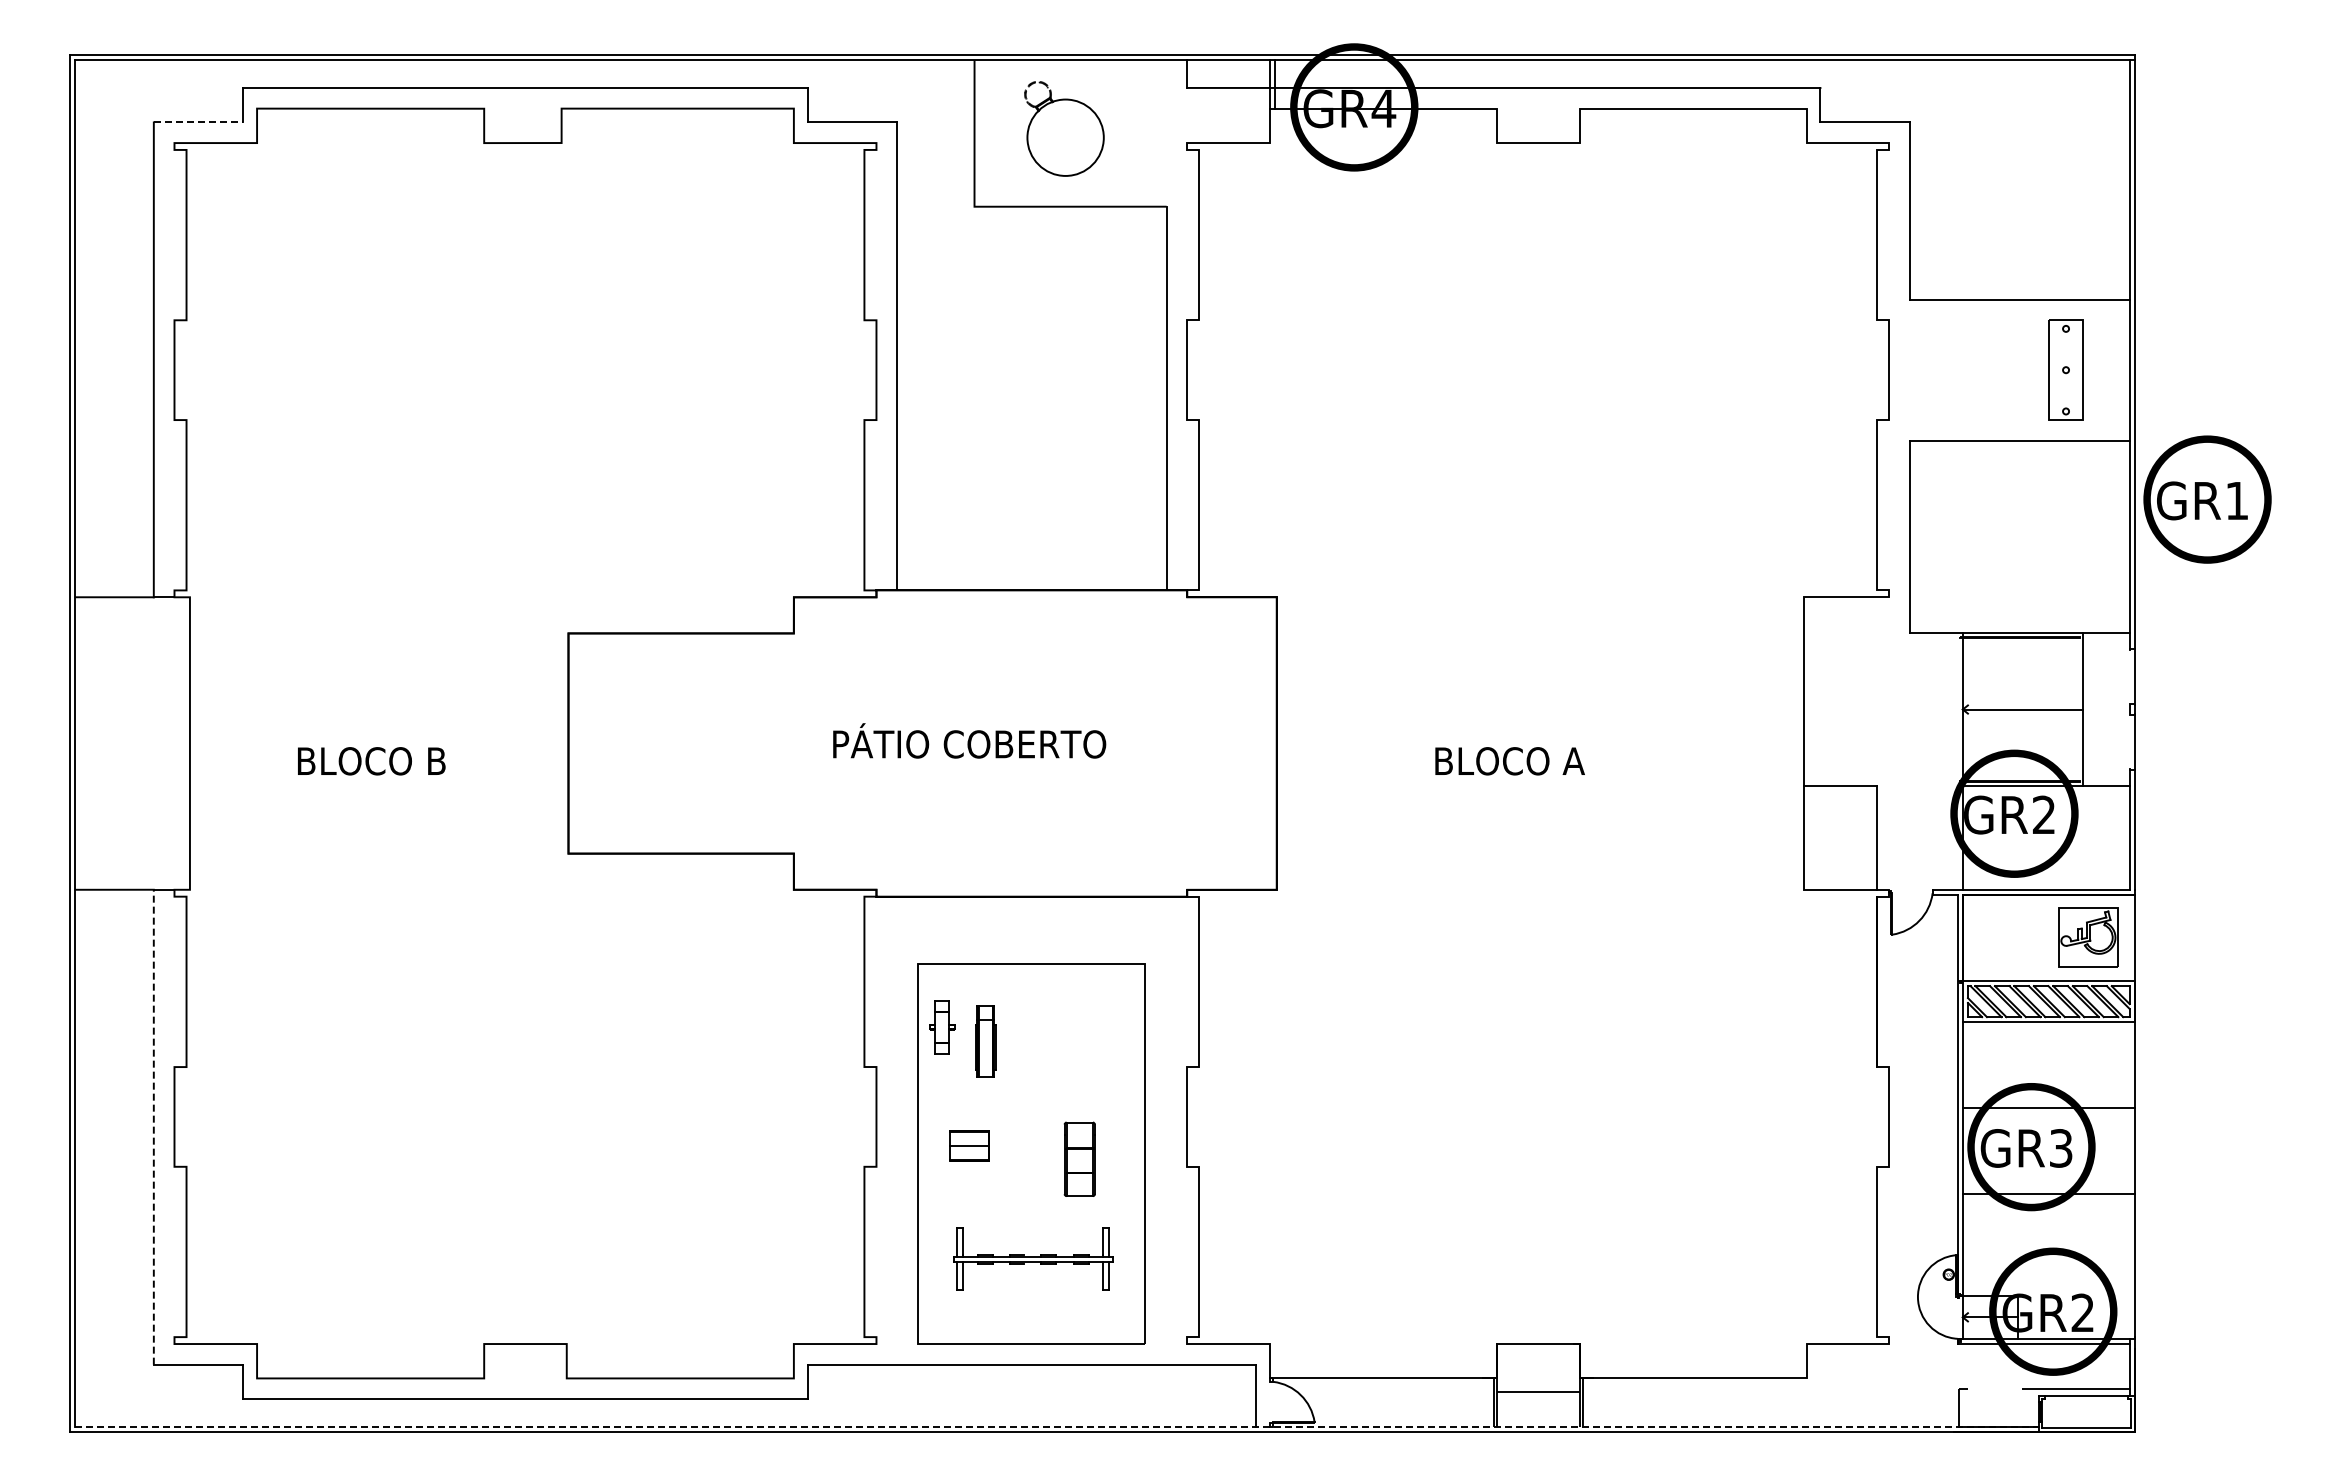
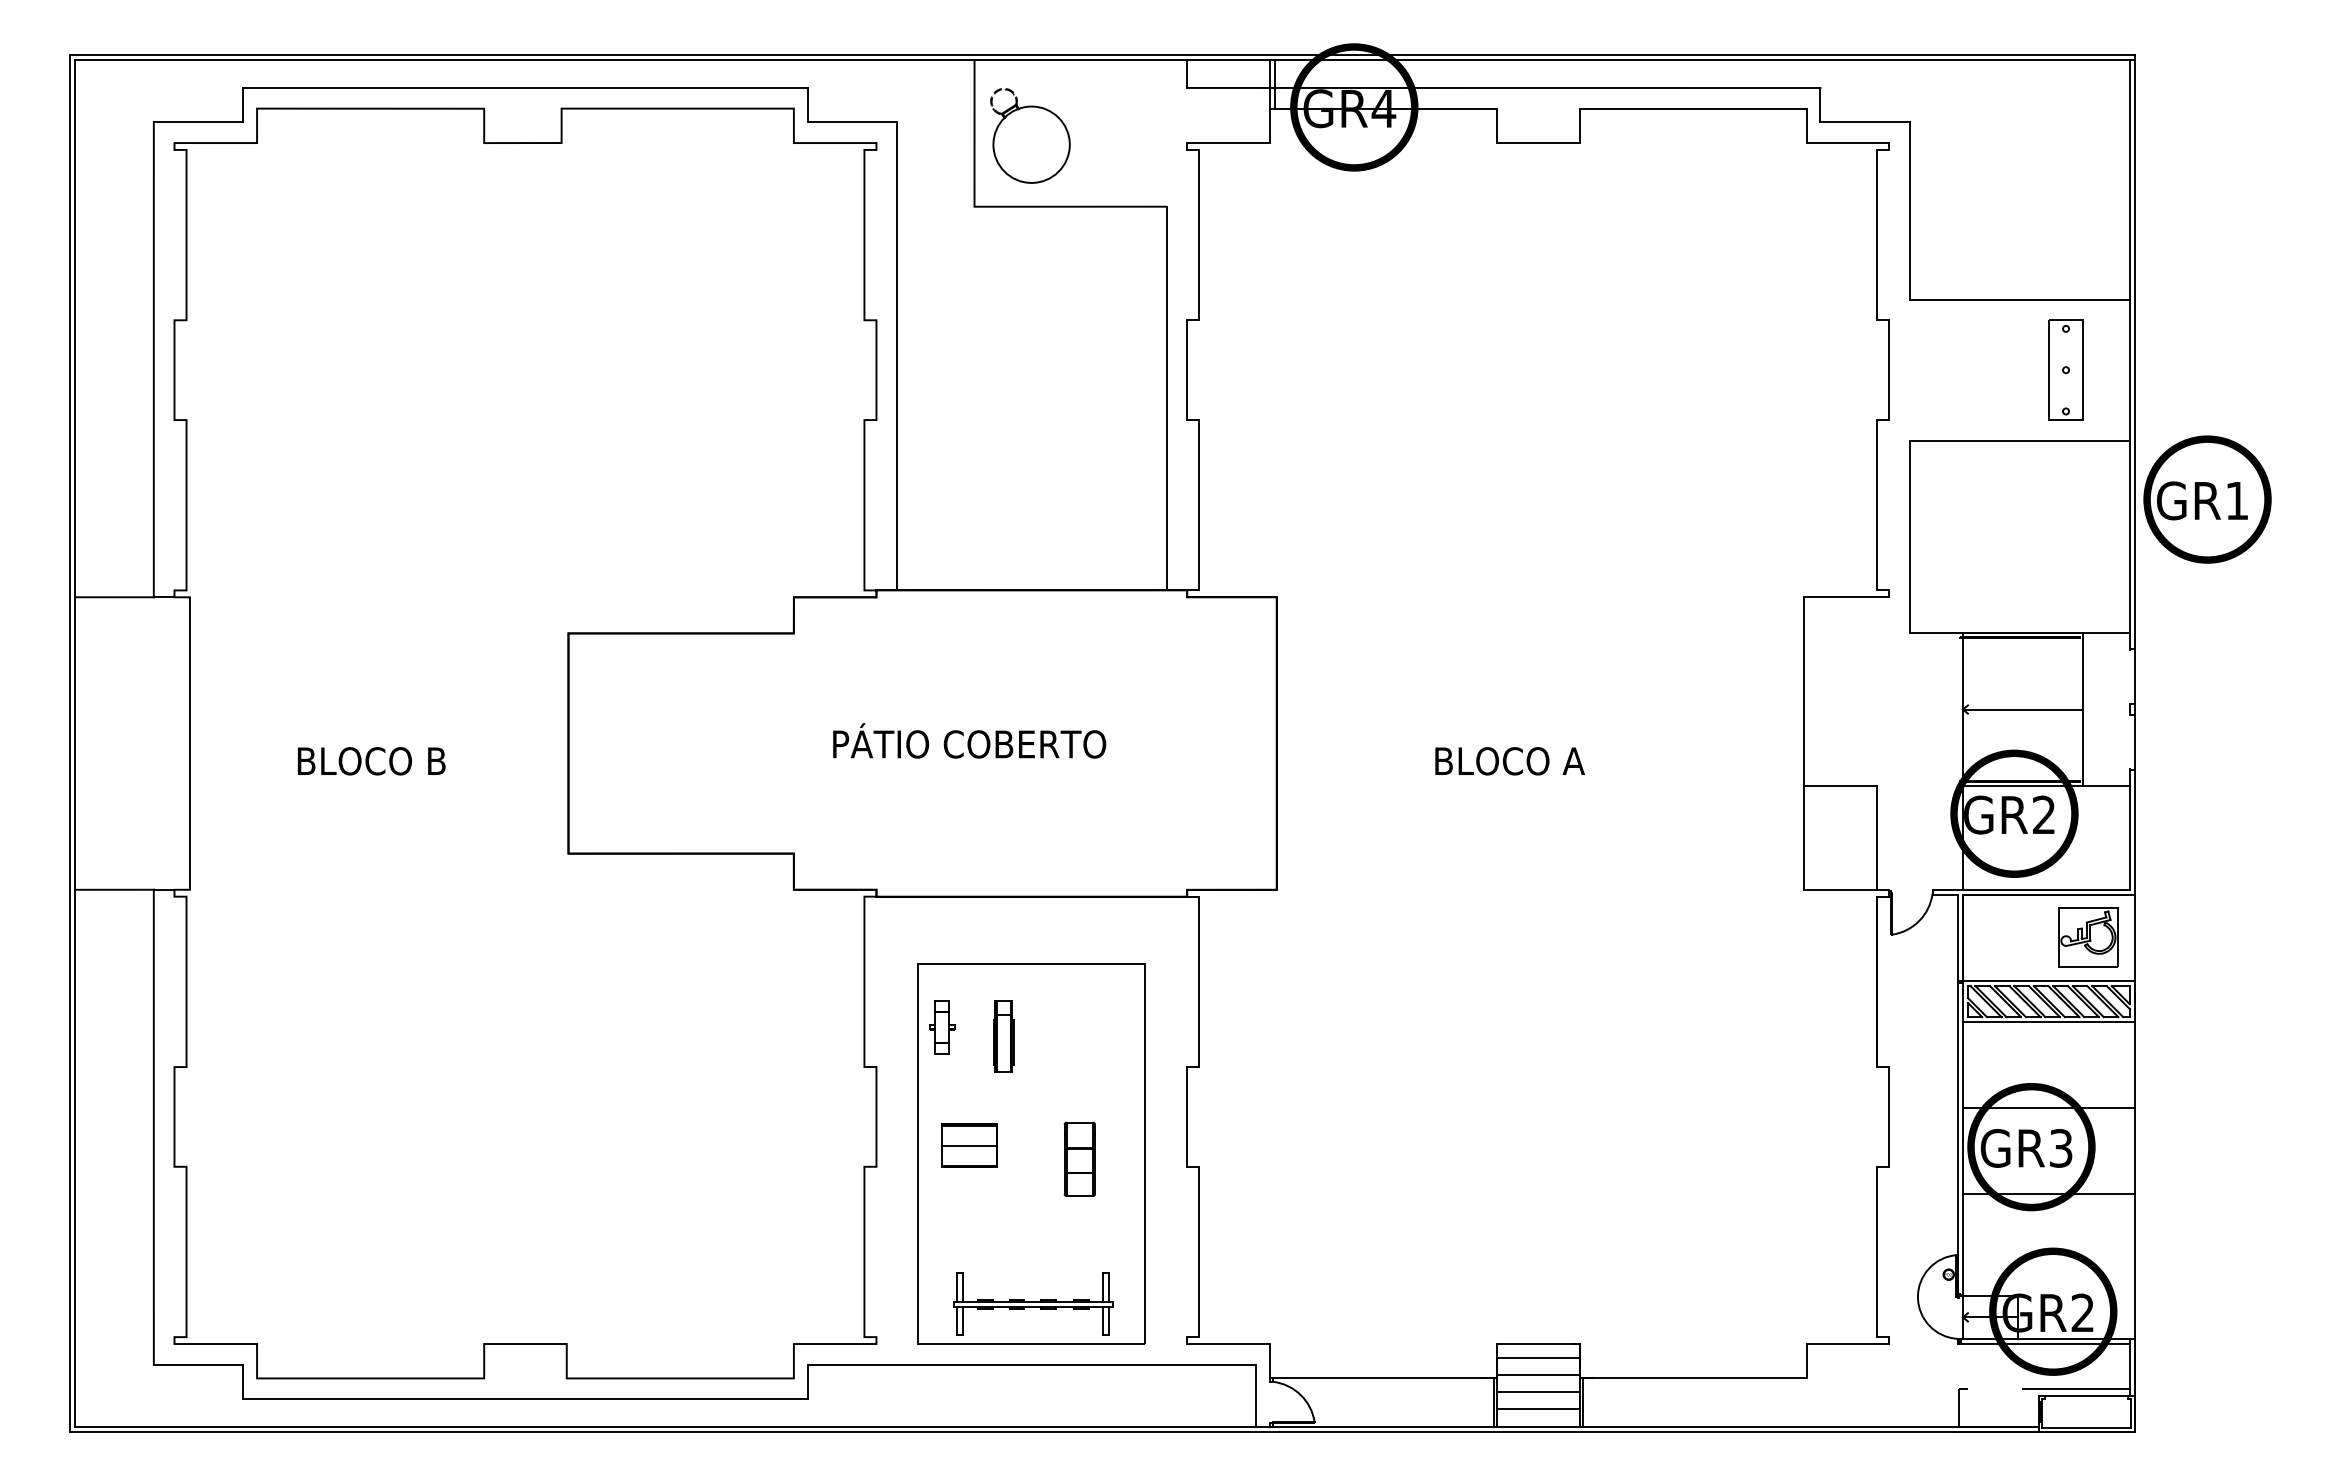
line: dashed -> solid (198, 122)
part position: (1064, 128) -> (1030, 135) (1030, 135)
part position: (985, 1041) -> (1003, 1036) (1003, 1036)
line: dashed -> solid (153, 1126)
part size: 41x32 px -> 57x45 px (969, 1145)
part position: (1033, 1258) -> (1033, 1303) (1033, 1303)
line: none -> present (1538, 1357)
line: none -> present (1538, 1374)
line: none -> present (1538, 1409)
line: dashed -> solid (1056, 1426)
